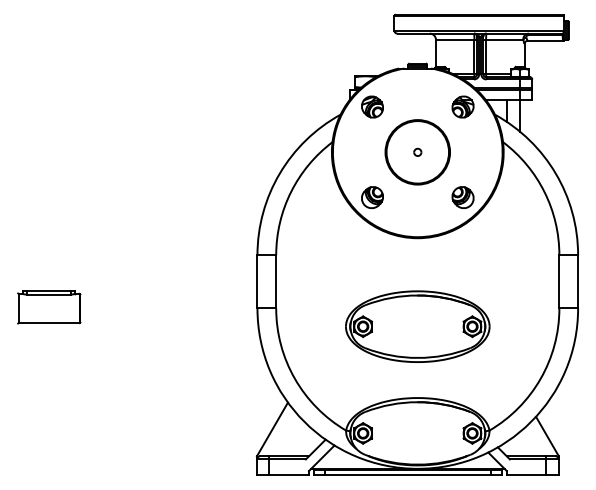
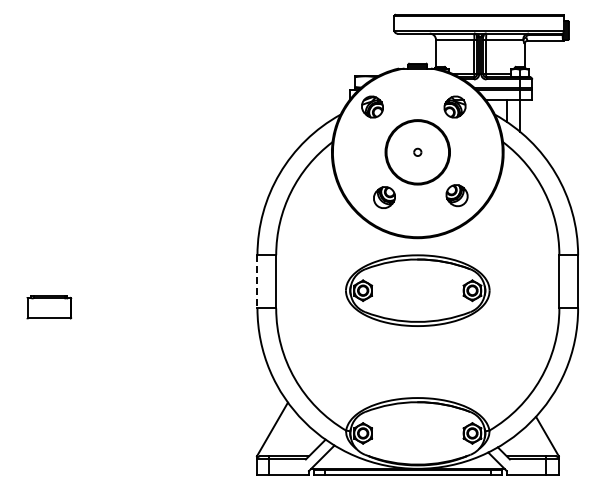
part position: (462, 106) -> (454, 106) (454, 106)
part position: (372, 197) -> (384, 197) (384, 197)
part position: (462, 197) -> (456, 195) (456, 195)
line: solid -> dashed (257, 281)
part size: 65x35 px -> 47x25 px (49, 307)
part position: (417, 326) -> (417, 290) (417, 290)
